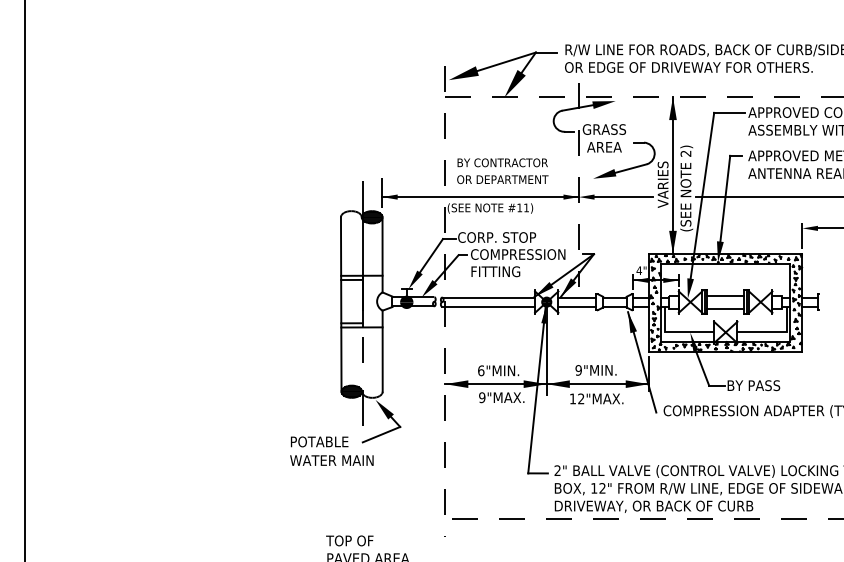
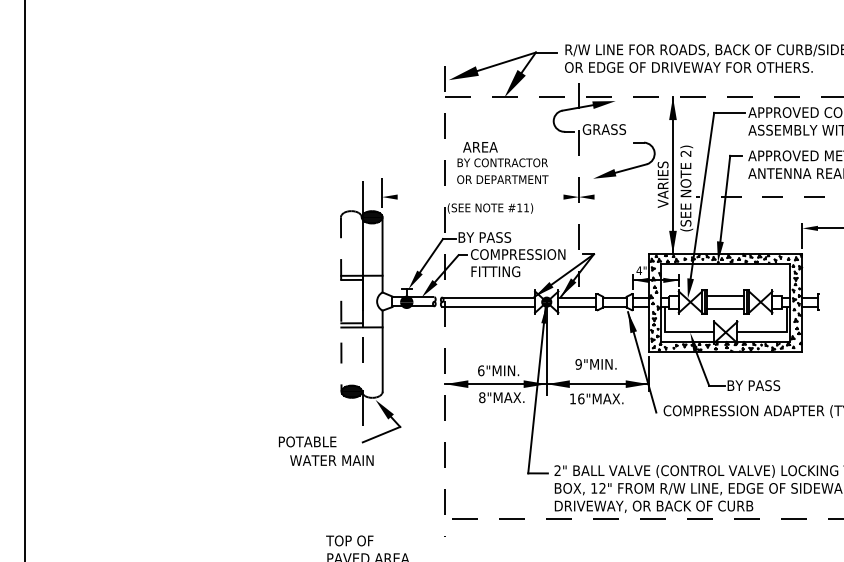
text position: (604, 147) -> (480, 147) (480, 147)
line: present -> none (480, 197)
line: present -> none (623, 197)
line: solid -> dashed (769, 197)
text: CORP. STOP -> BY PASS (497, 237)
line: solid -> dashed (341, 305)
text position: (595, 370) -> (595, 364) (595, 364)
text: 9"MAX. -> 8"MAX. (482, 397)
text: 12"MAX. -> 16"MAX. (581, 398)
text position: (319, 441) -> (307, 441) (307, 441)
